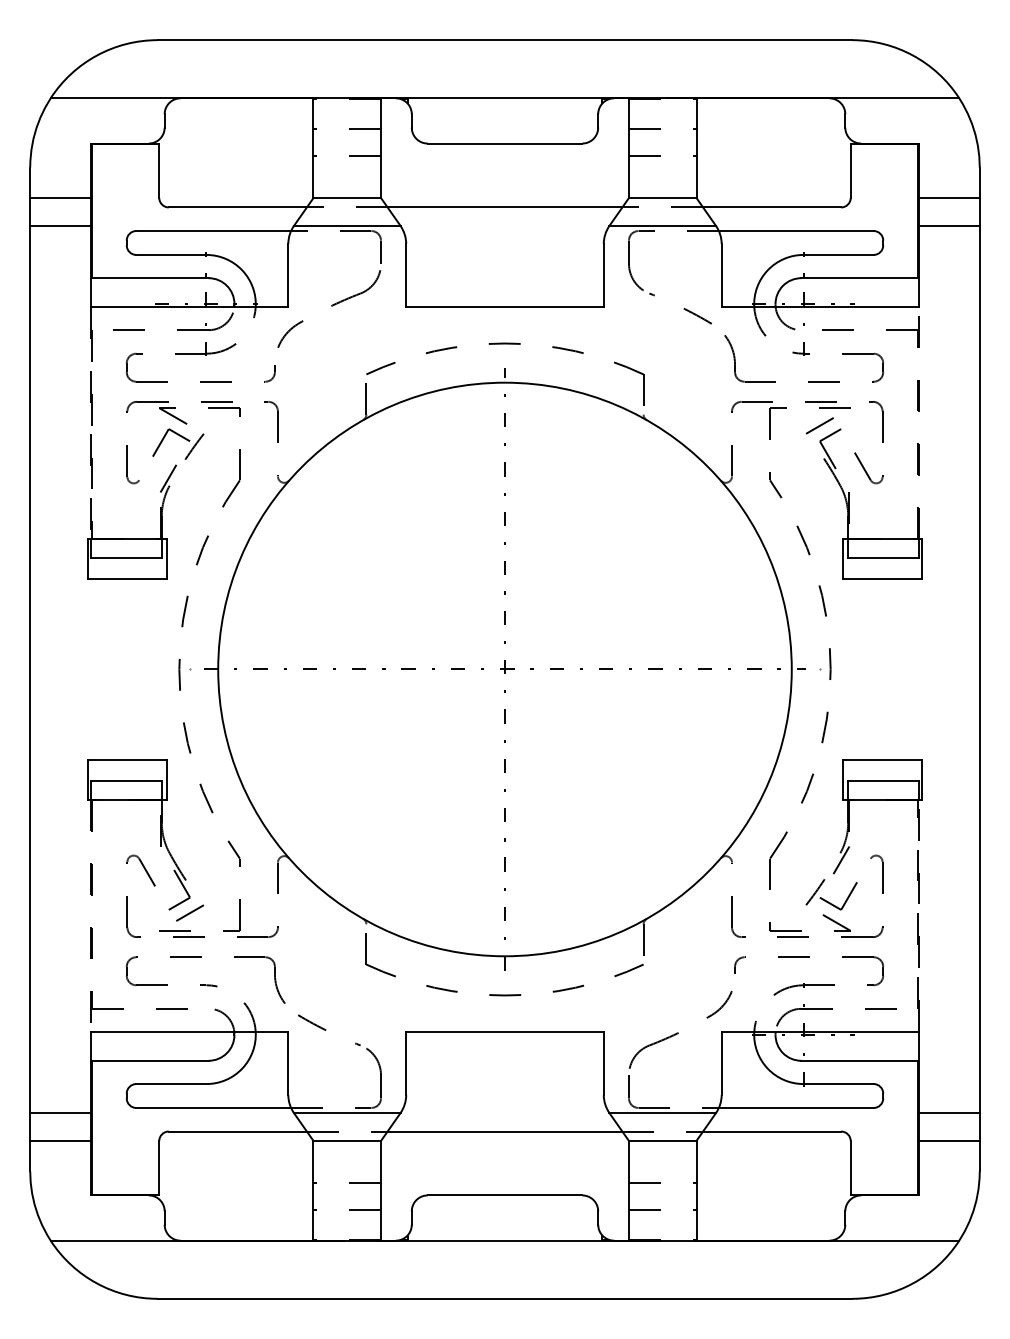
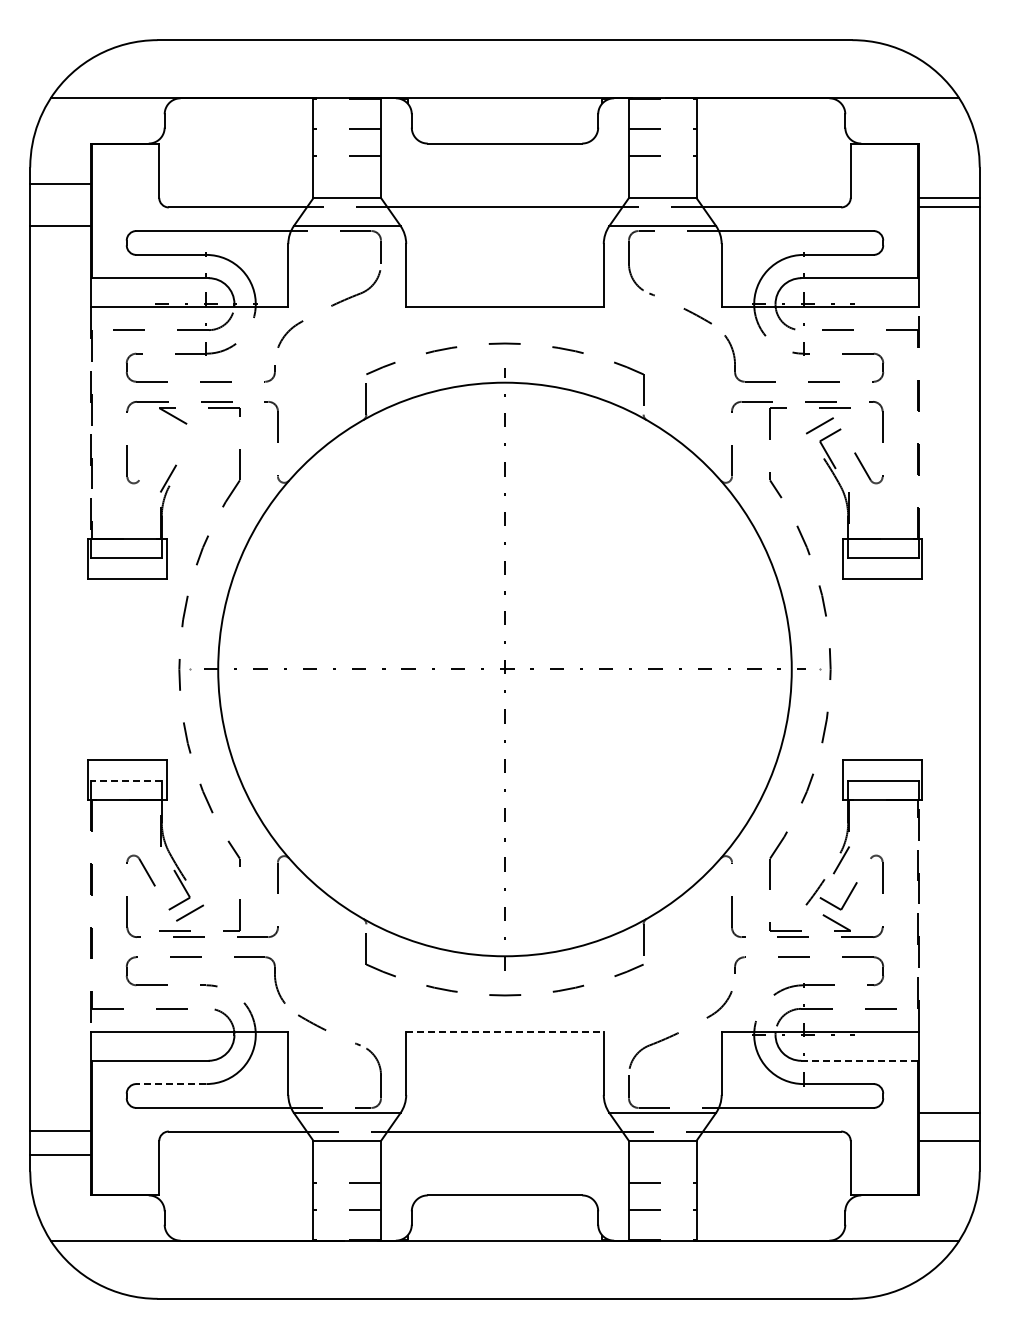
line position: (60, 198) -> (60, 184) (60, 184)
line position: (949, 225) -> (949, 206) (949, 206)
part: present -> none (181, 437)
line: solid -> dashed (126, 781)
line: solid -> dashed (505, 1031)
line: solid -> dashed (858, 1060)
line: solid -> dashed (170, 1084)
line position: (60, 1113) -> (60, 1131) (60, 1131)
line position: (60, 1140) -> (60, 1154) (60, 1154)
